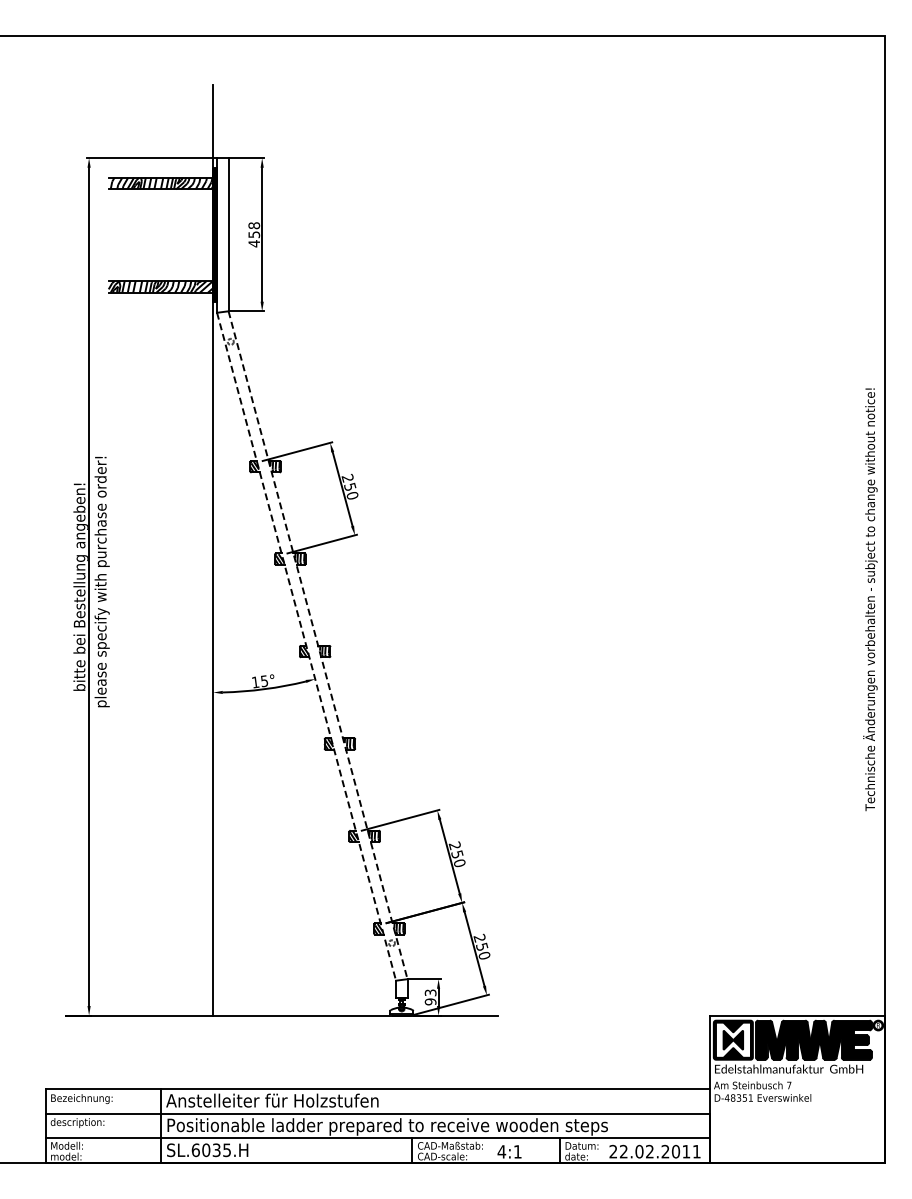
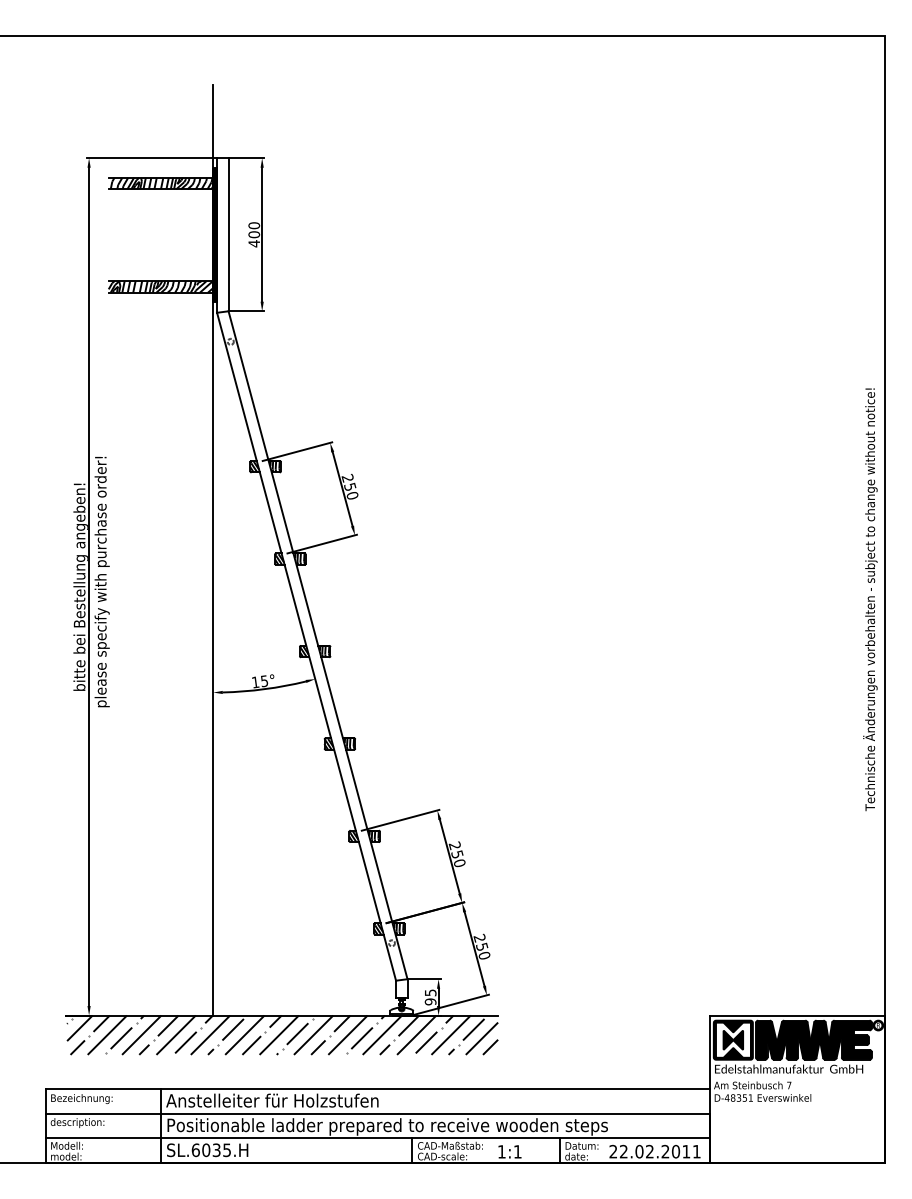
text: 458 -> 400 (254, 230)
line: dashed -> solid (318, 645)
line: dashed -> solid (306, 646)
text: 93 -> 95 (429, 992)
hatch: none -> present (282, 1034)
text: 4:1 -> 1:1 (501, 1151)
